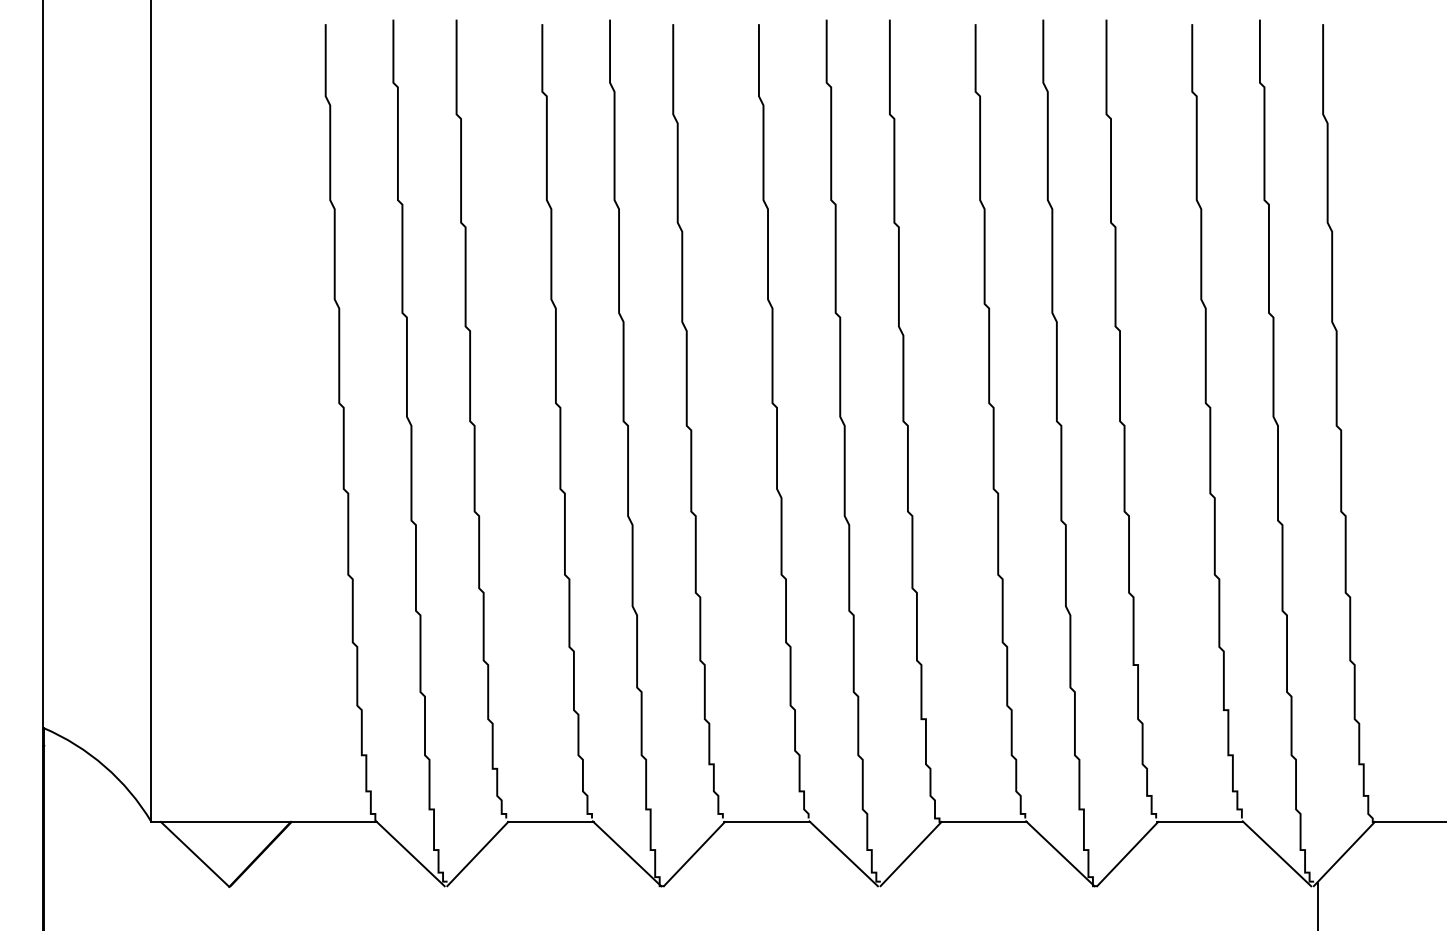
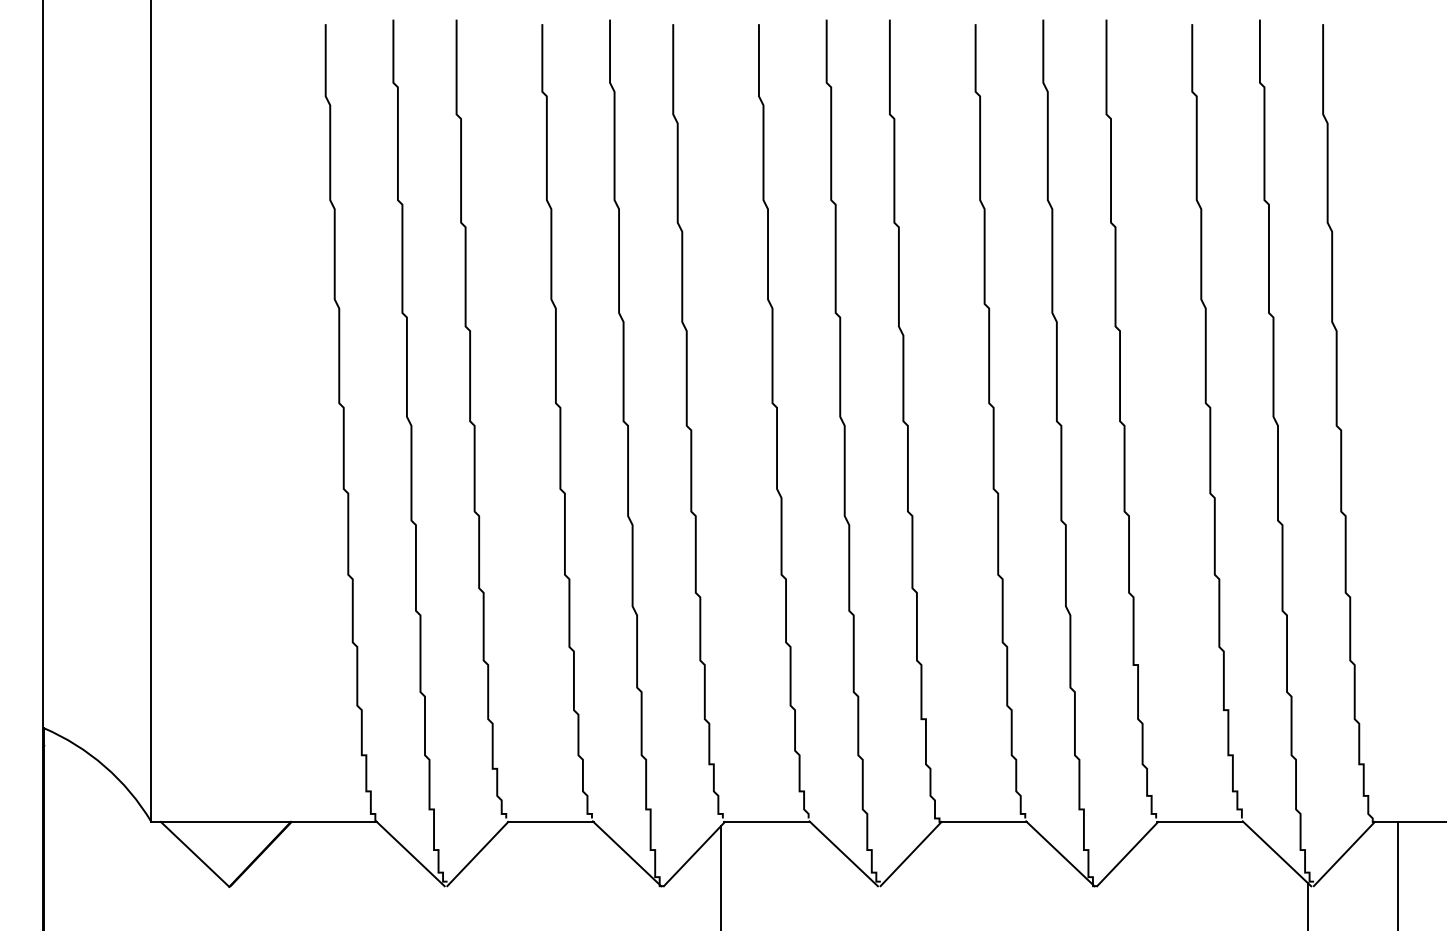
line: none -> present (1398, 874)
line: none -> present (721, 876)
line position: (1318, 905) -> (1308, 905) (1308, 905)
